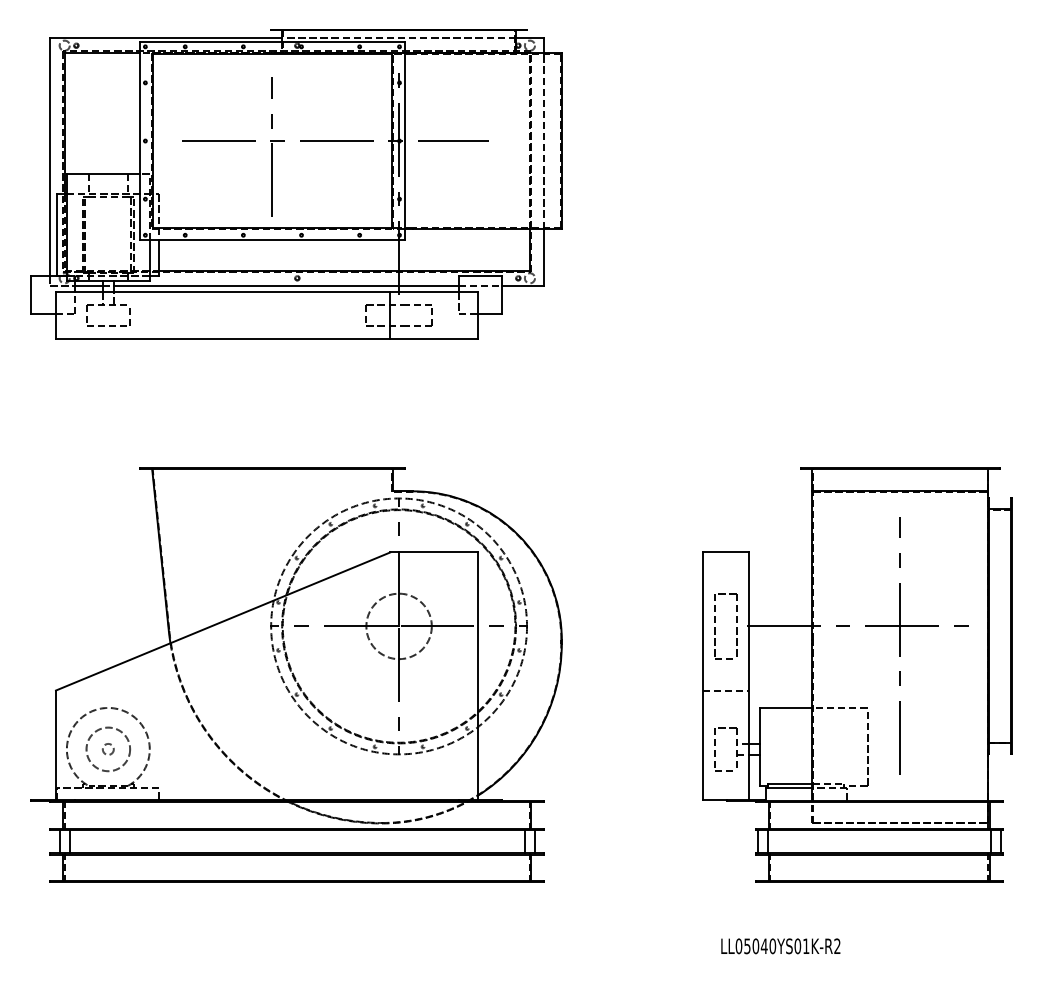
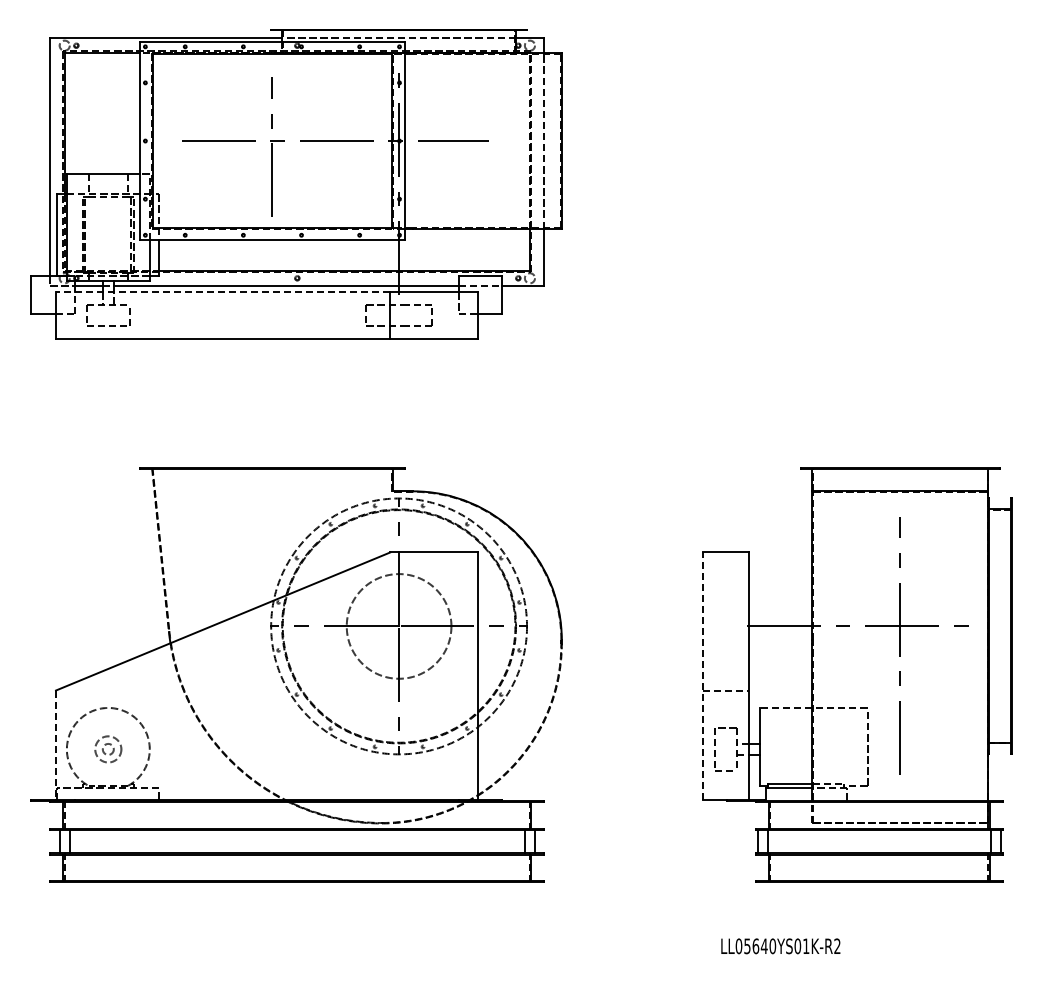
line: solid -> dashed (222, 292)
line: solid -> dashed (160, 550)
circle diameter: 65 px -> 105 px (398, 626)
part: present -> none (715, 627)
line: solid -> dashed (702, 676)
line: solid -> dashed (785, 707)
arc: solid -> dashed (539, 730)
line: solid -> dashed (56, 745)
circle diameter: 44 px -> 26 px (108, 749)
text: LL05040YS01K-R2 -> LL05640YS01K-R2 (755, 945)
